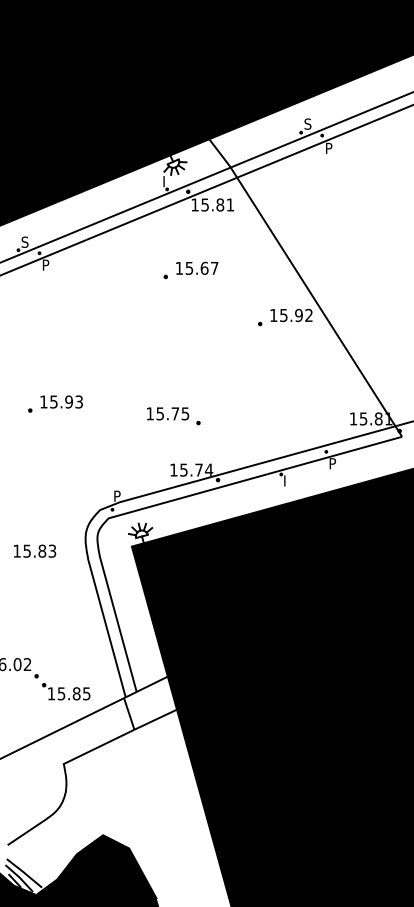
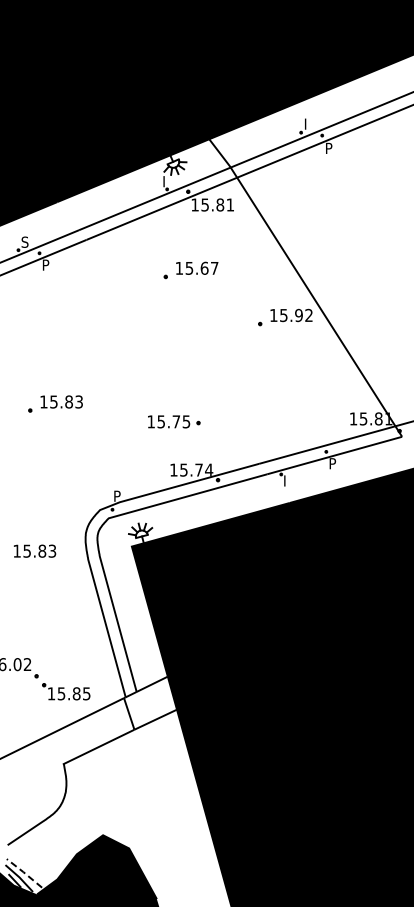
text: S -> I (307, 123)
text: 15.93 -> 15.83 (68, 401)
text position: (168, 413) -> (169, 421) (169, 421)
line: solid -> dashed (24, 873)
